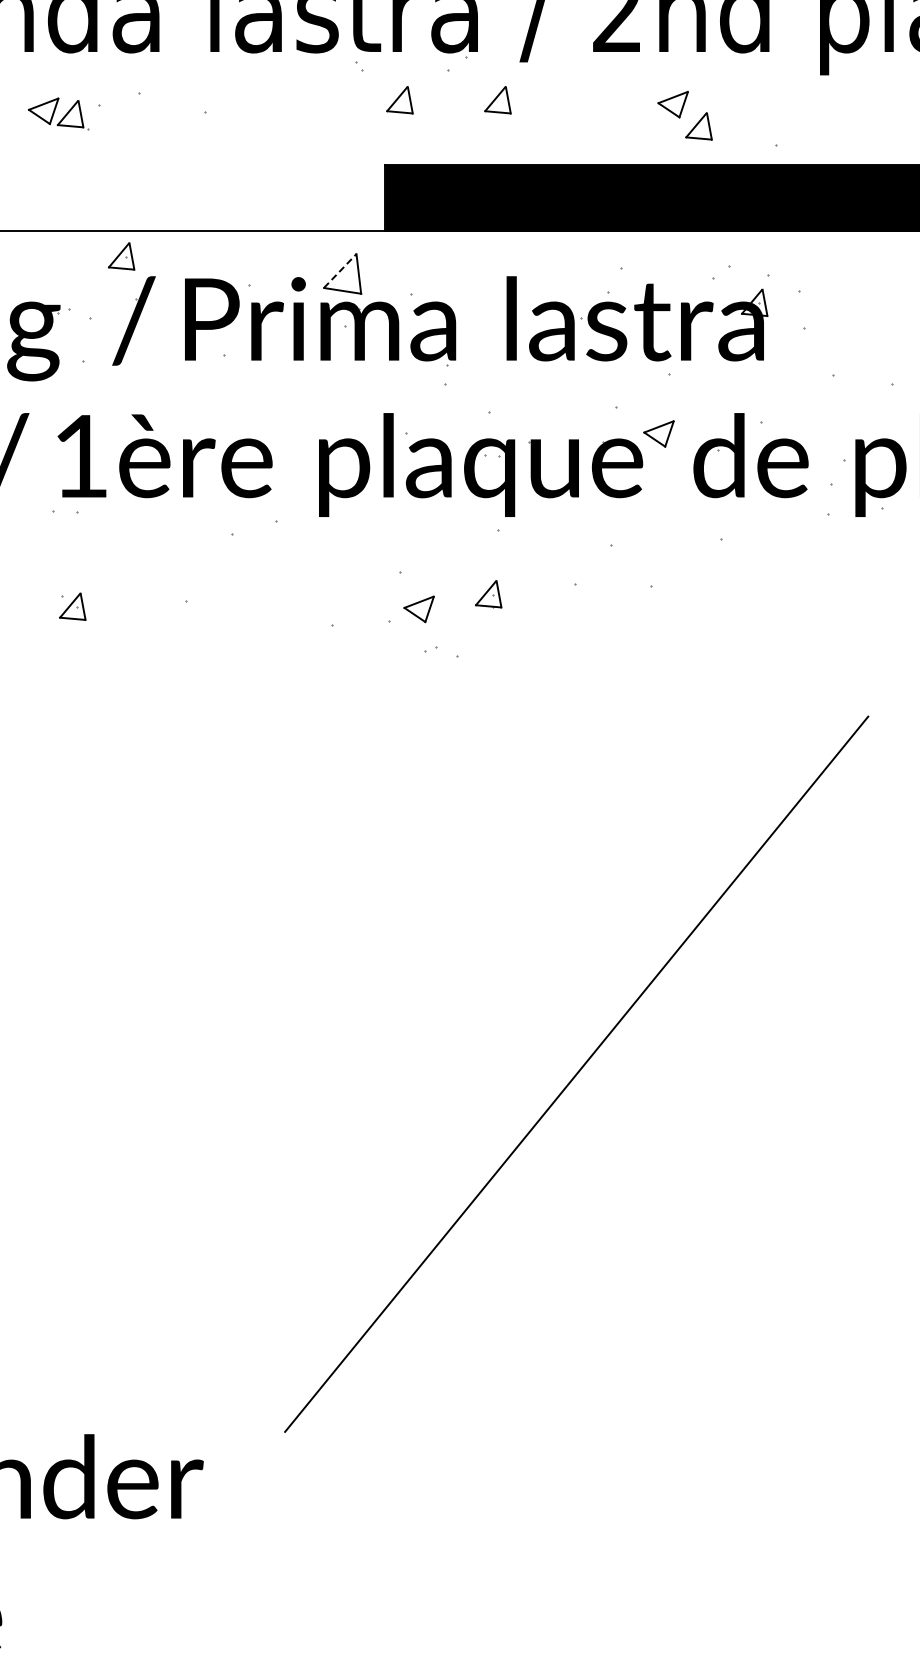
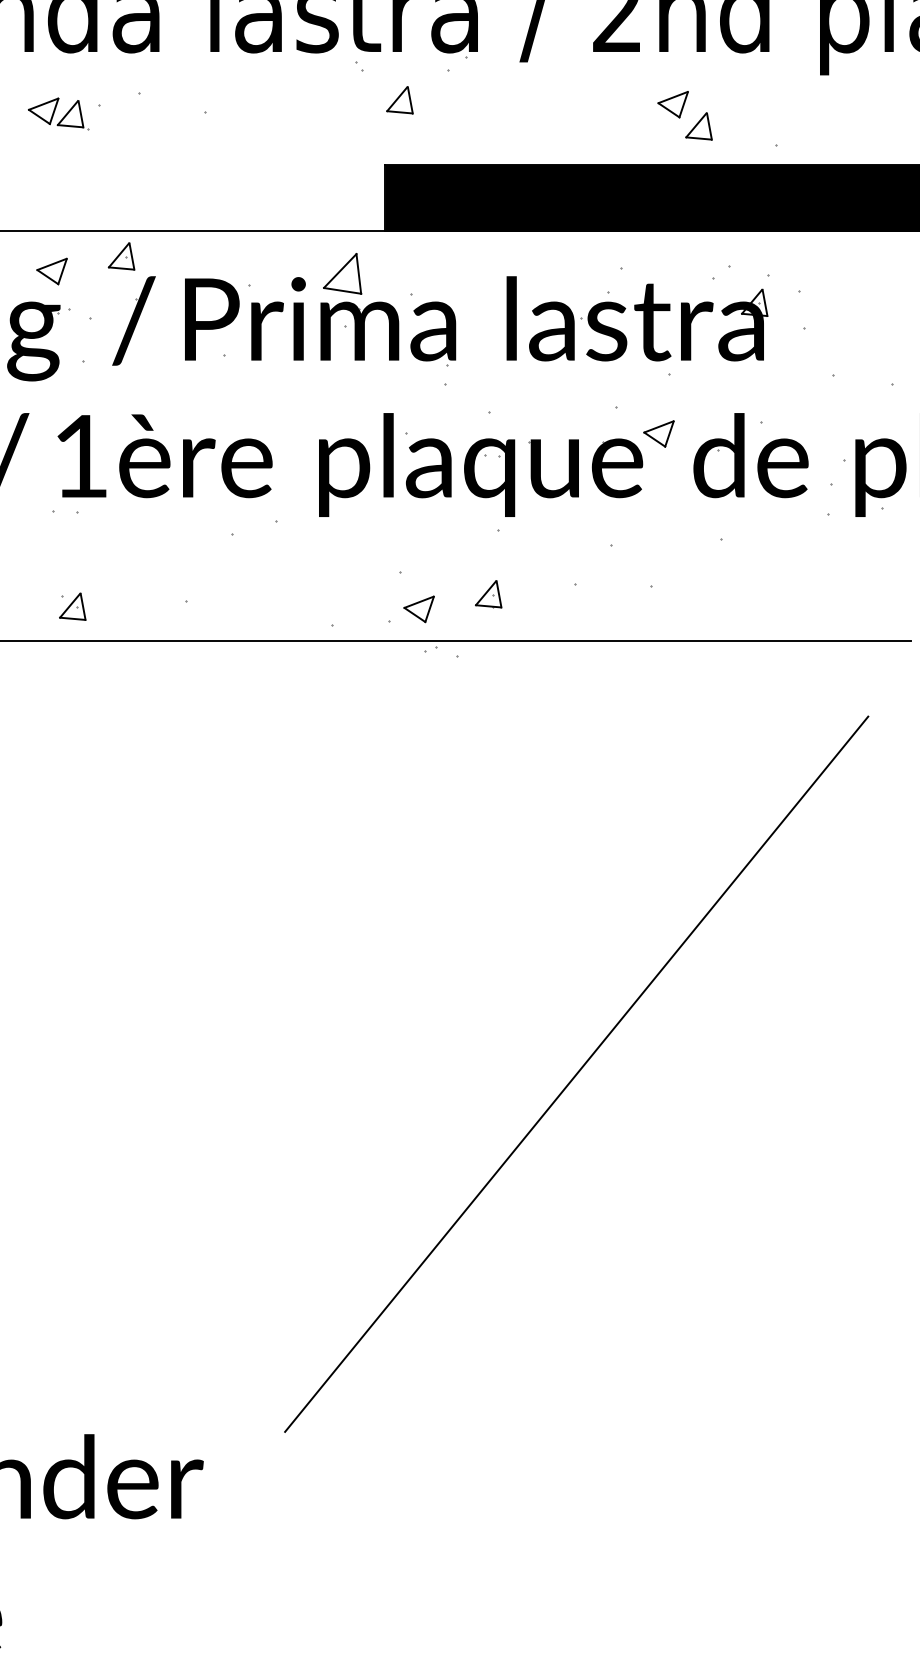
part: present -> none (497, 100)
line: dashed -> solid (340, 270)
part: none -> present (51, 271)
line: none -> present (456, 641)
